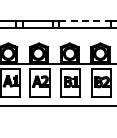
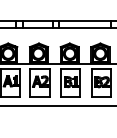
line: dashed -> solid (85, 20)
